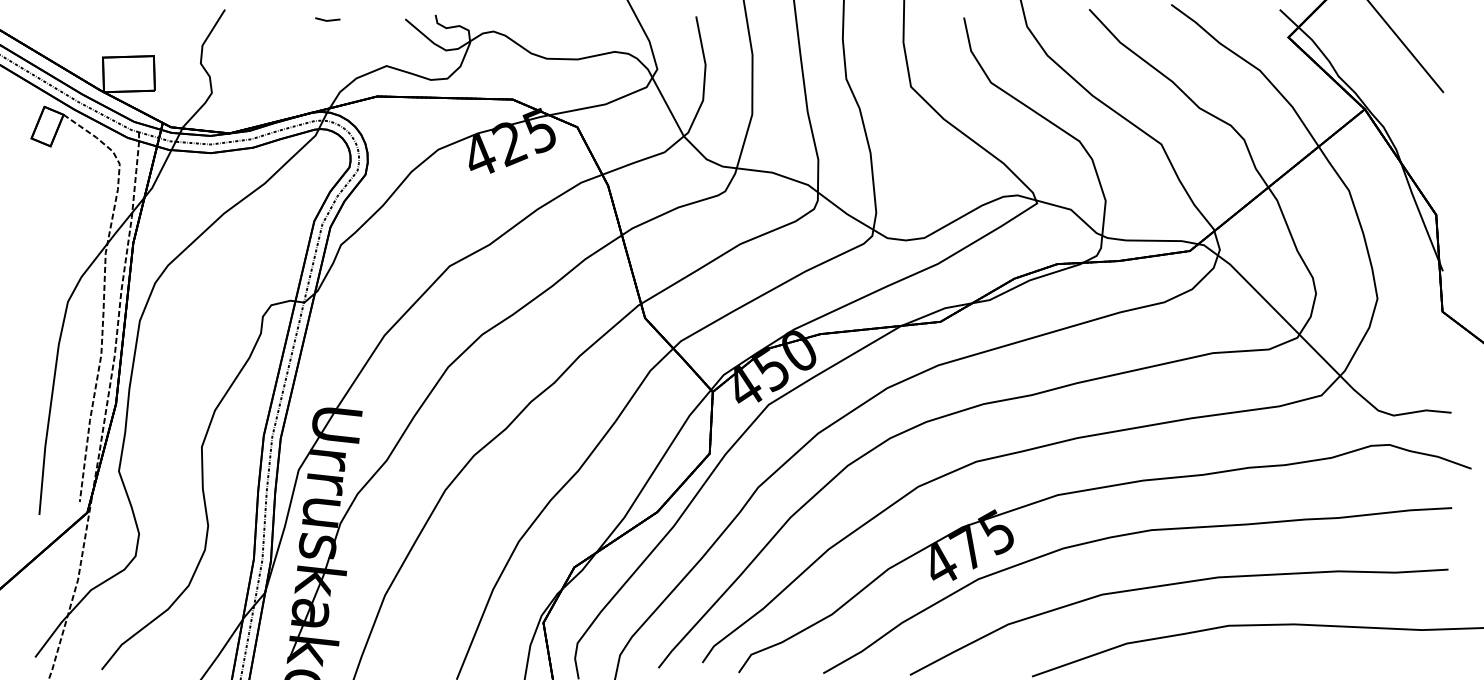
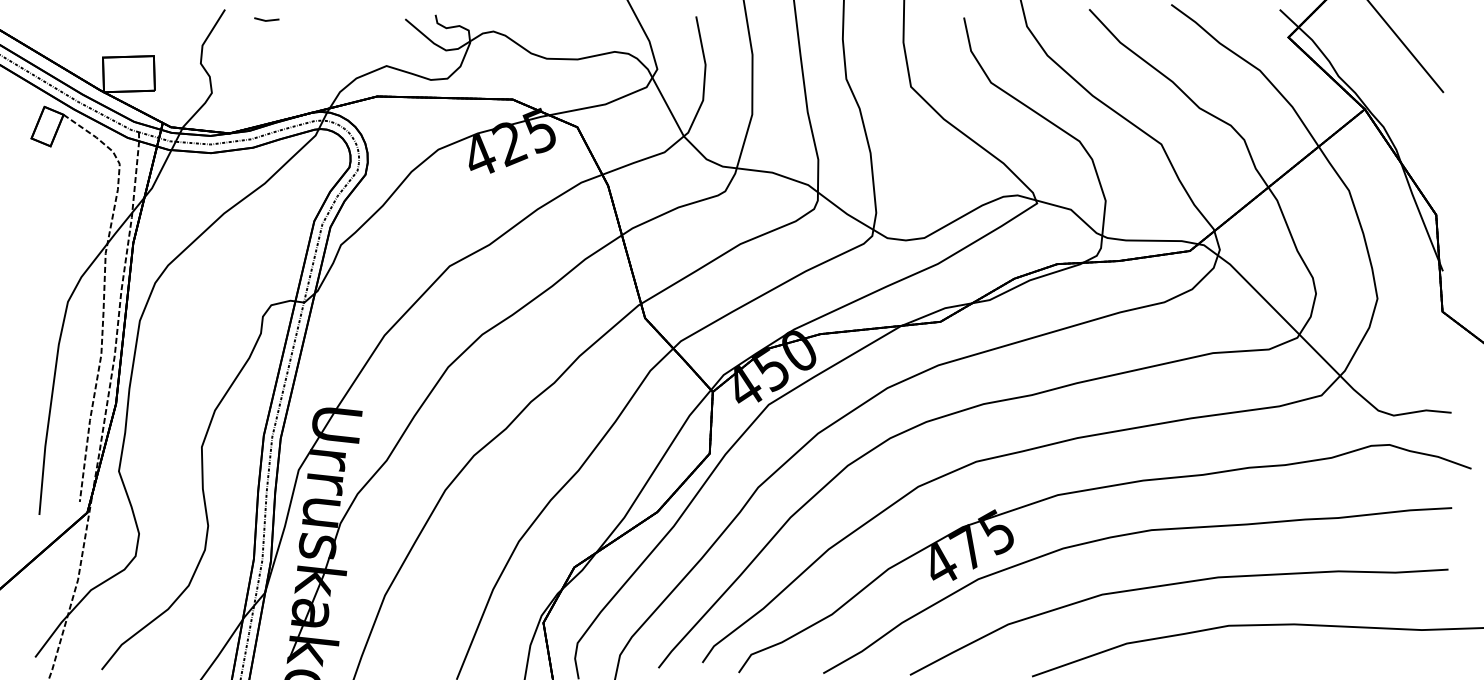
line position: (328, 19) -> (267, 19) (267, 19)
